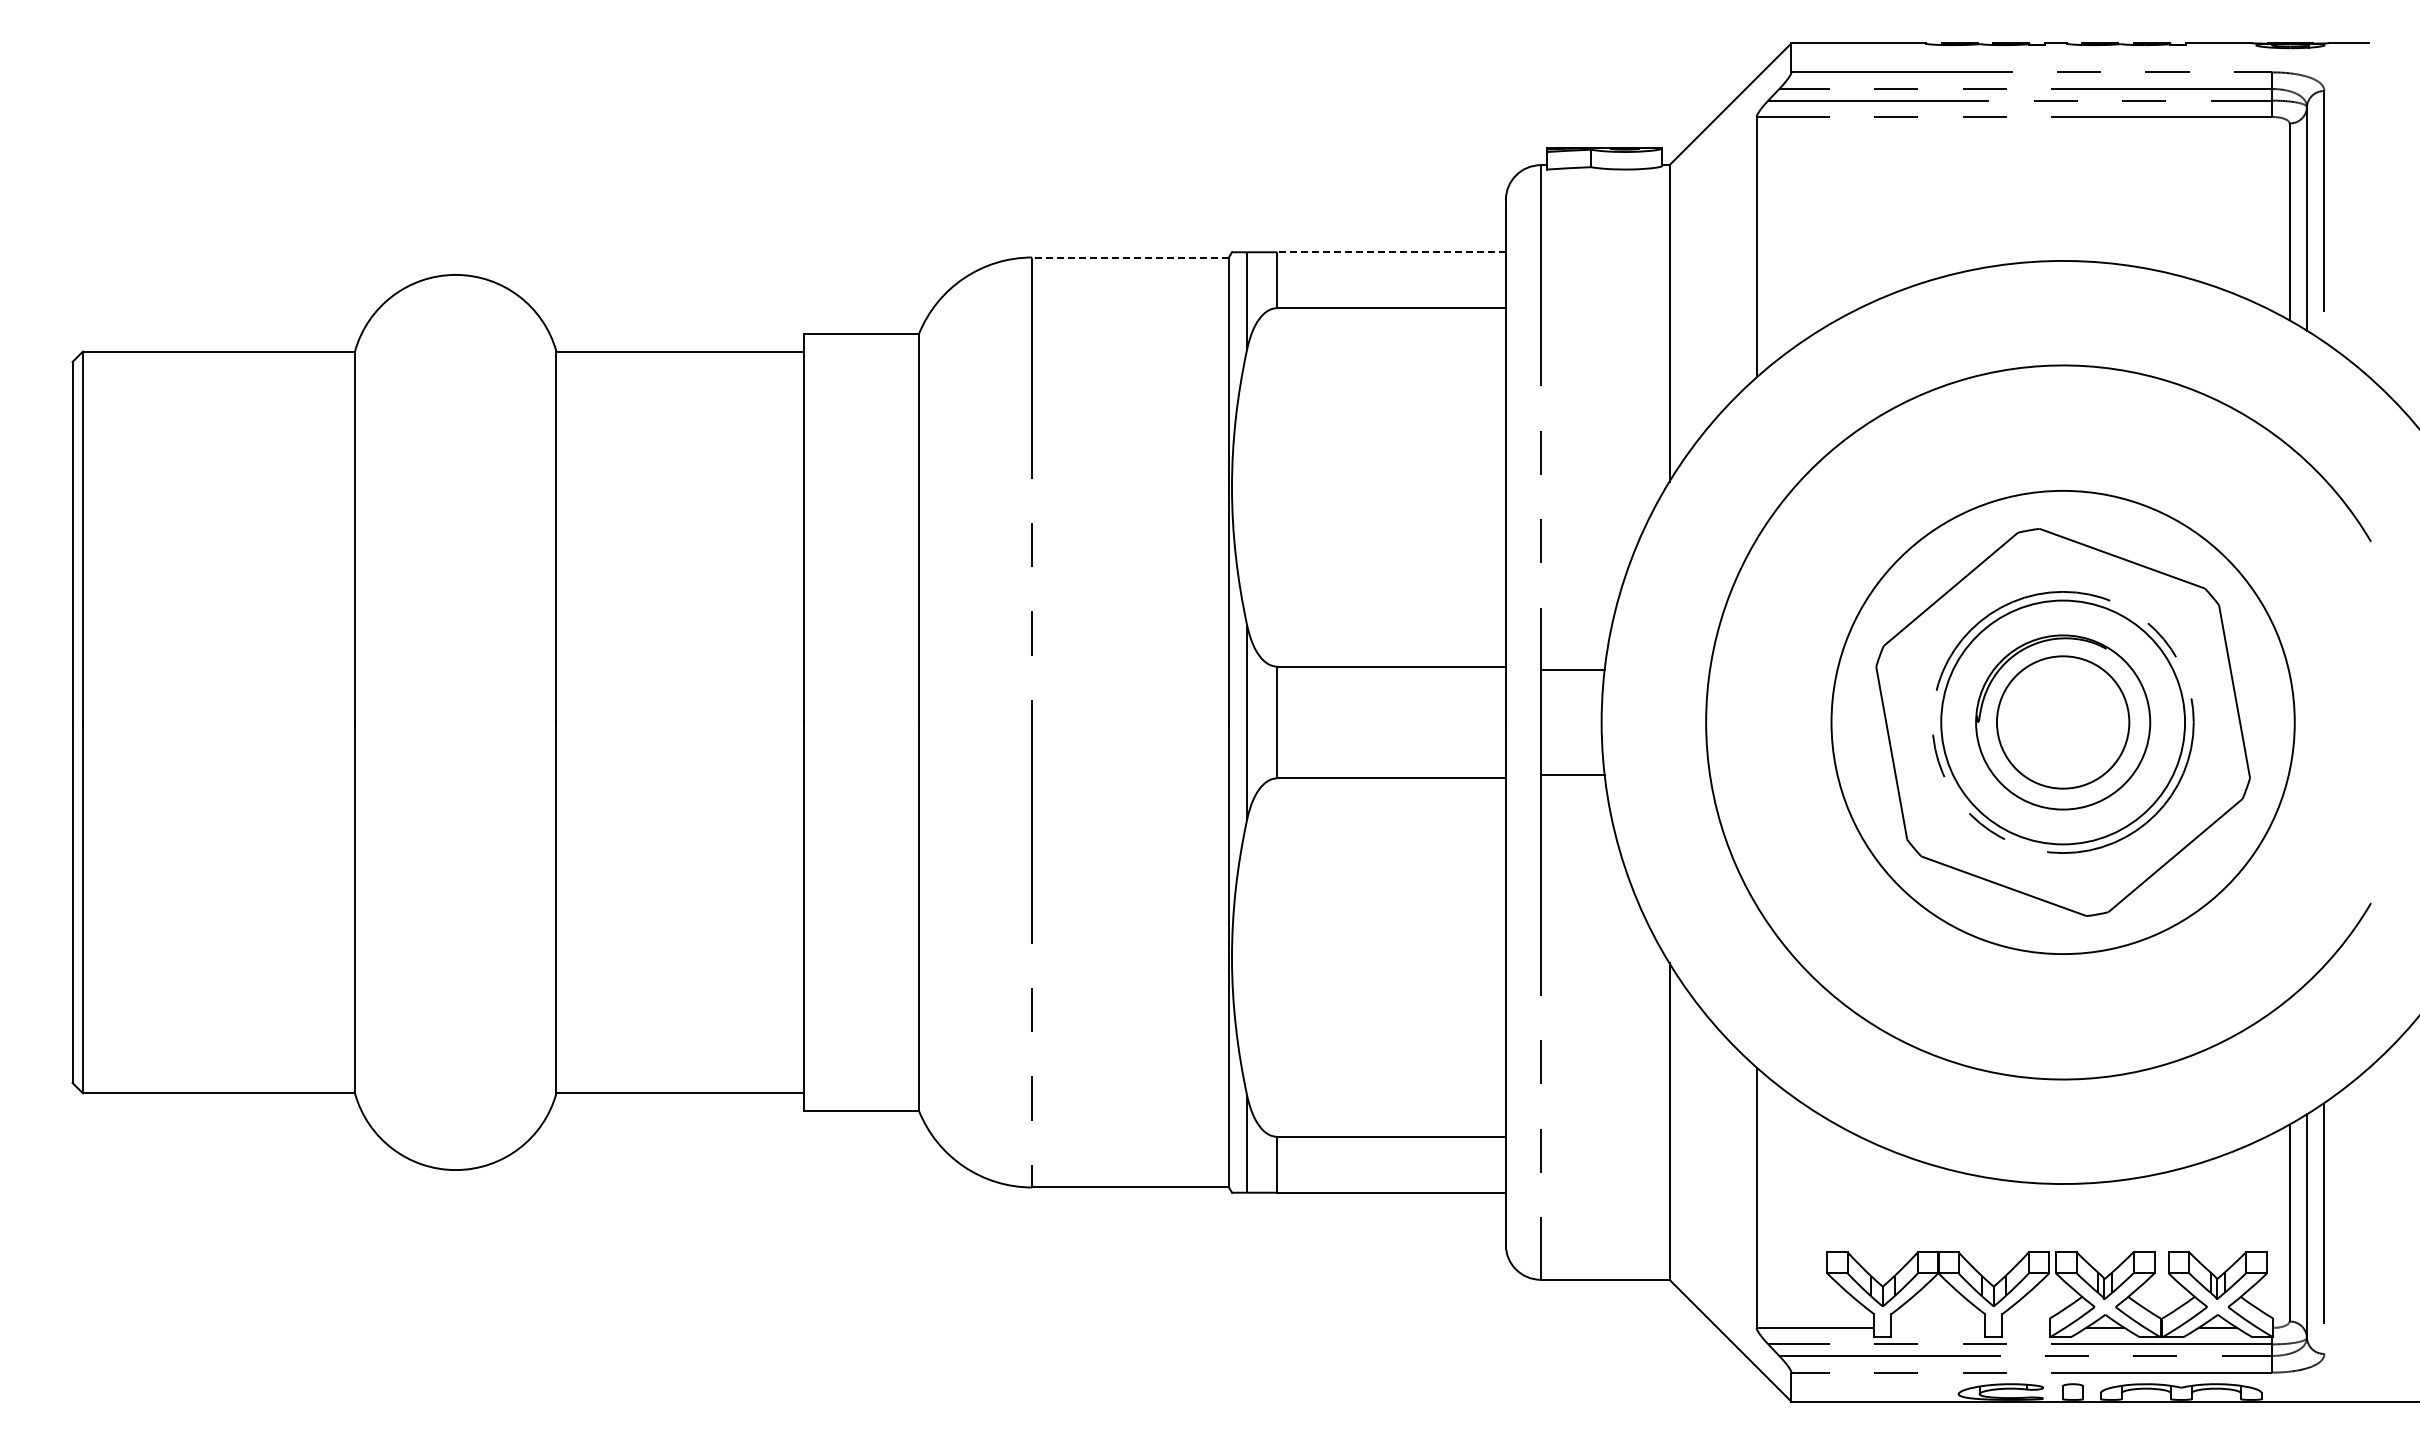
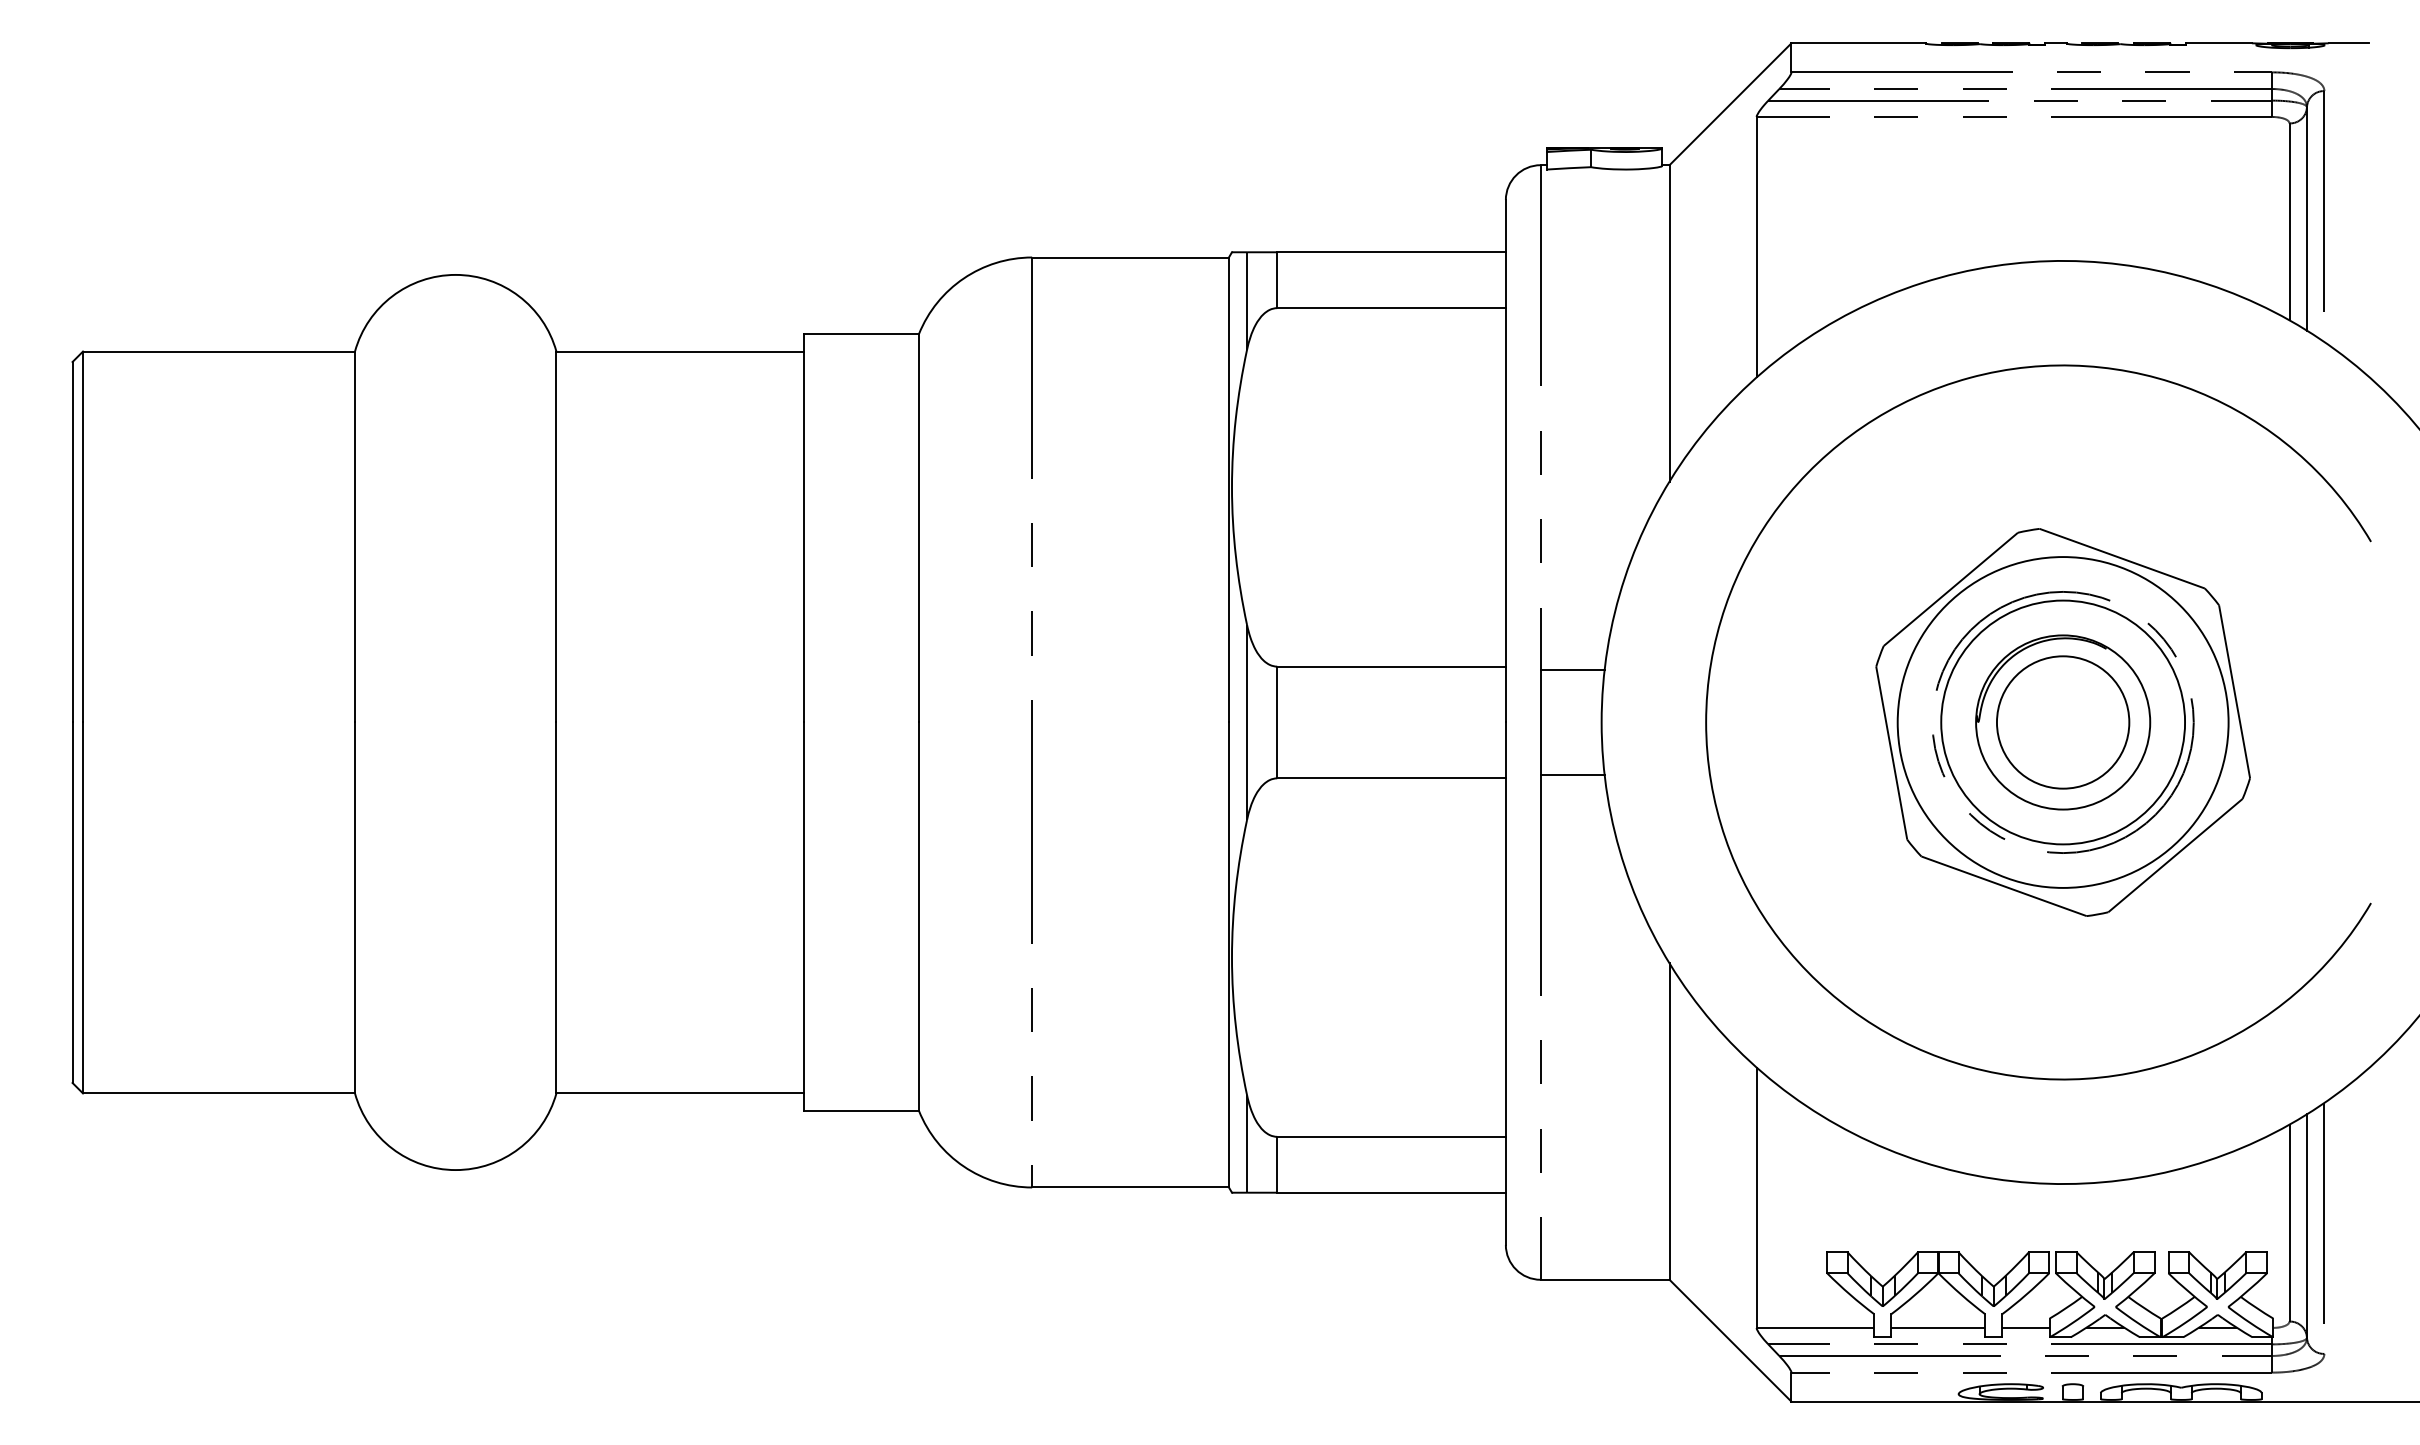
line: dashed -> solid (1391, 252)
line: dashed -> solid (1130, 257)
circle diameter: 463 px -> 331 px (2062, 722)
line: none -> present (1938, 1327)
line: none -> present (2025, 1327)
